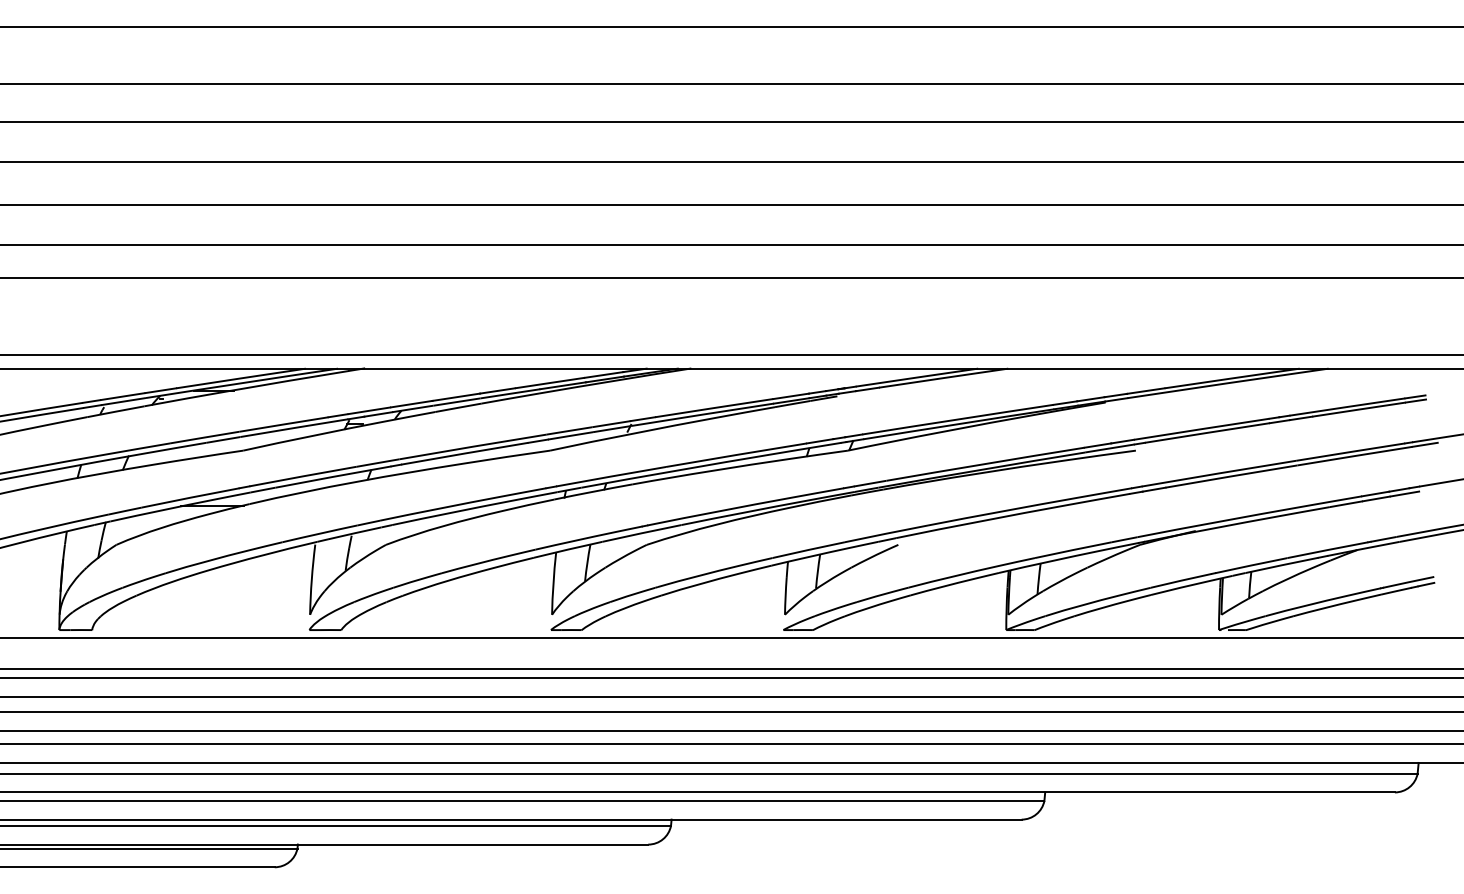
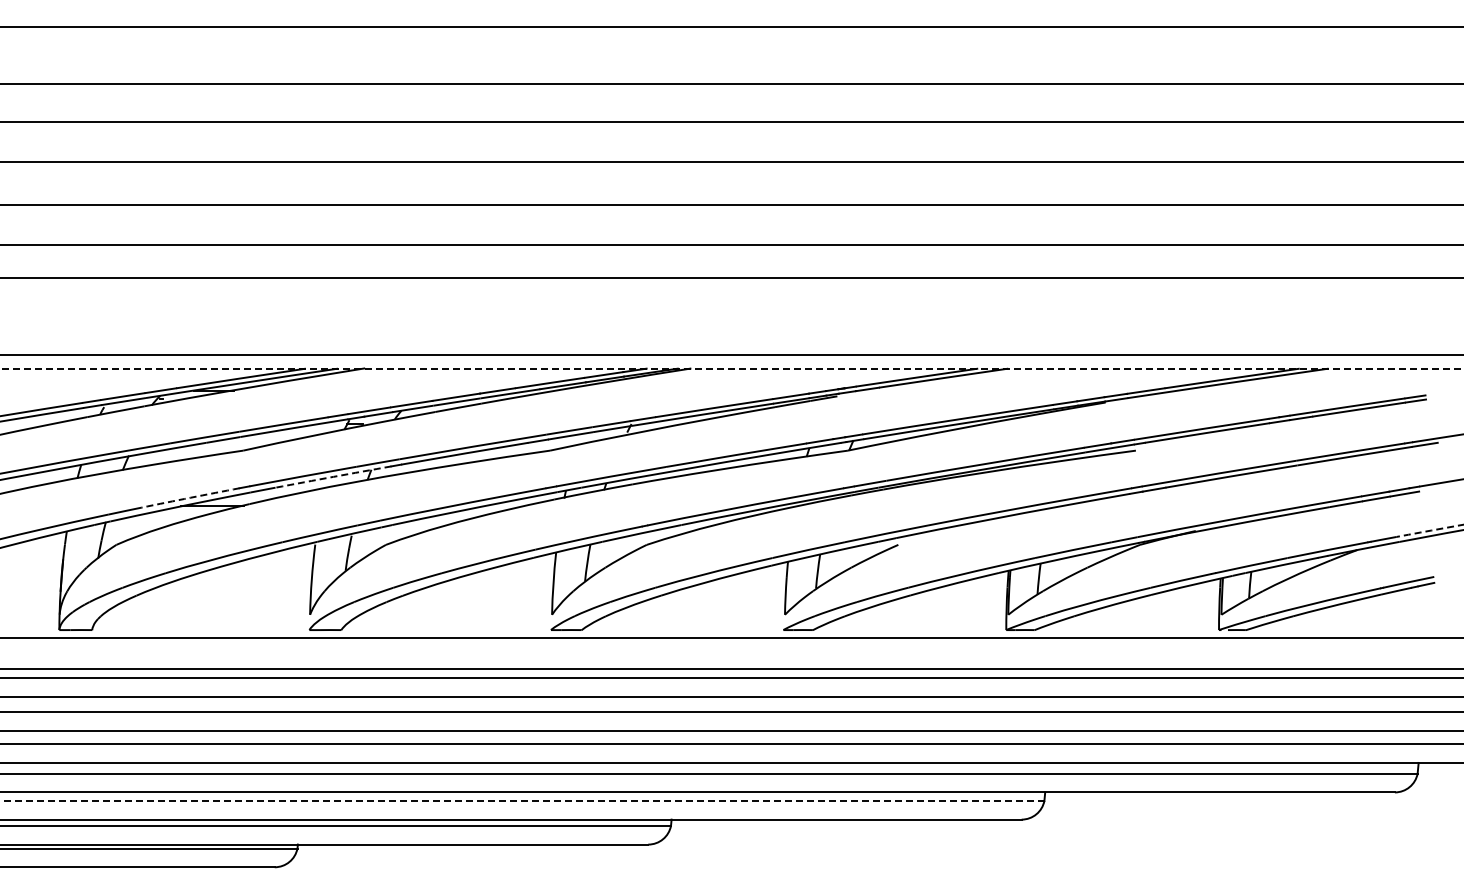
line: solid -> dashed (732, 368)
arc: solid -> dashed (333, 476)
arc: solid -> dashed (190, 497)
arc: solid -> dashed (1430, 530)
line: solid -> dashed (523, 800)
